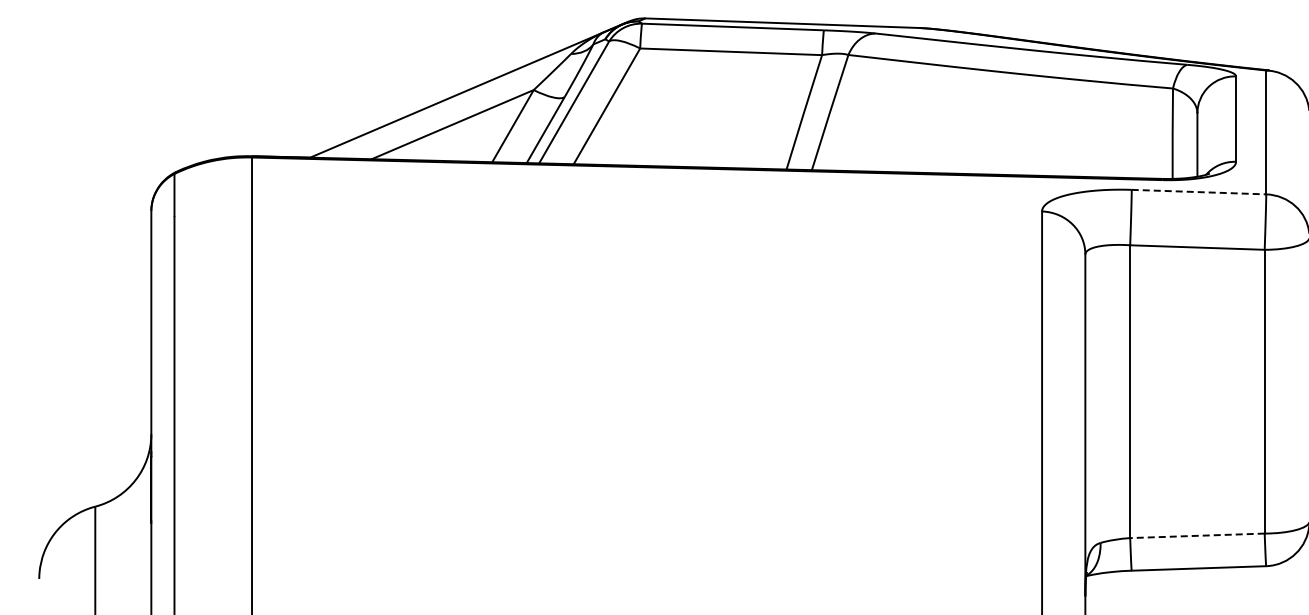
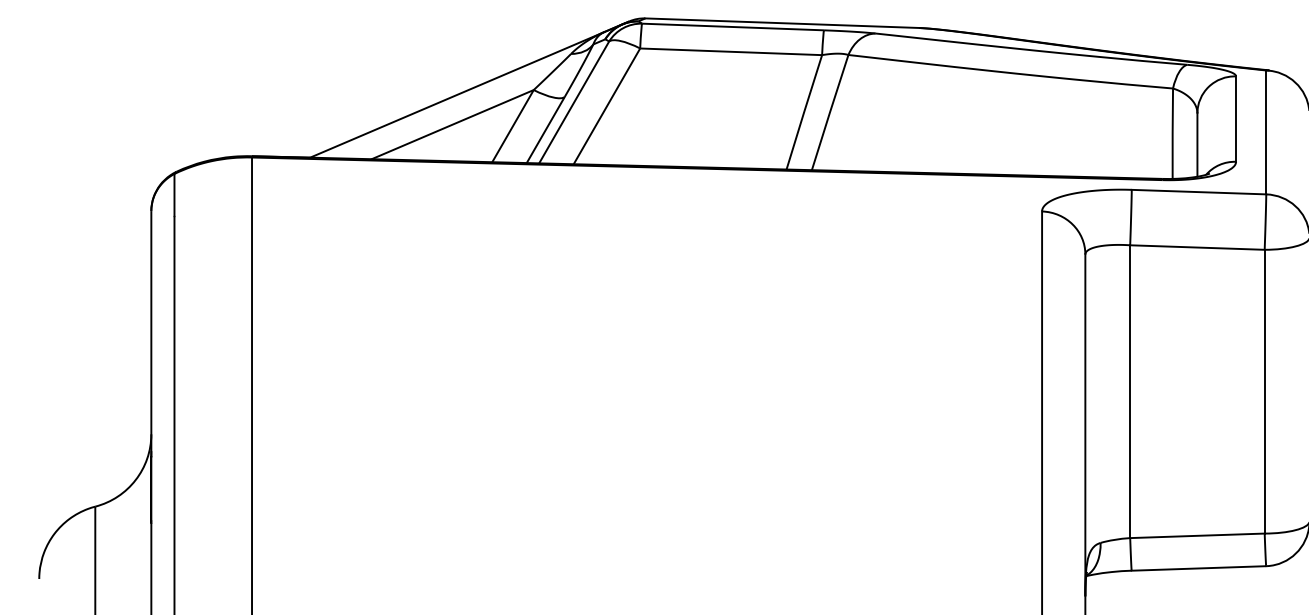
line: dashed -> solid (1199, 192)
line: dashed -> solid (1196, 535)
